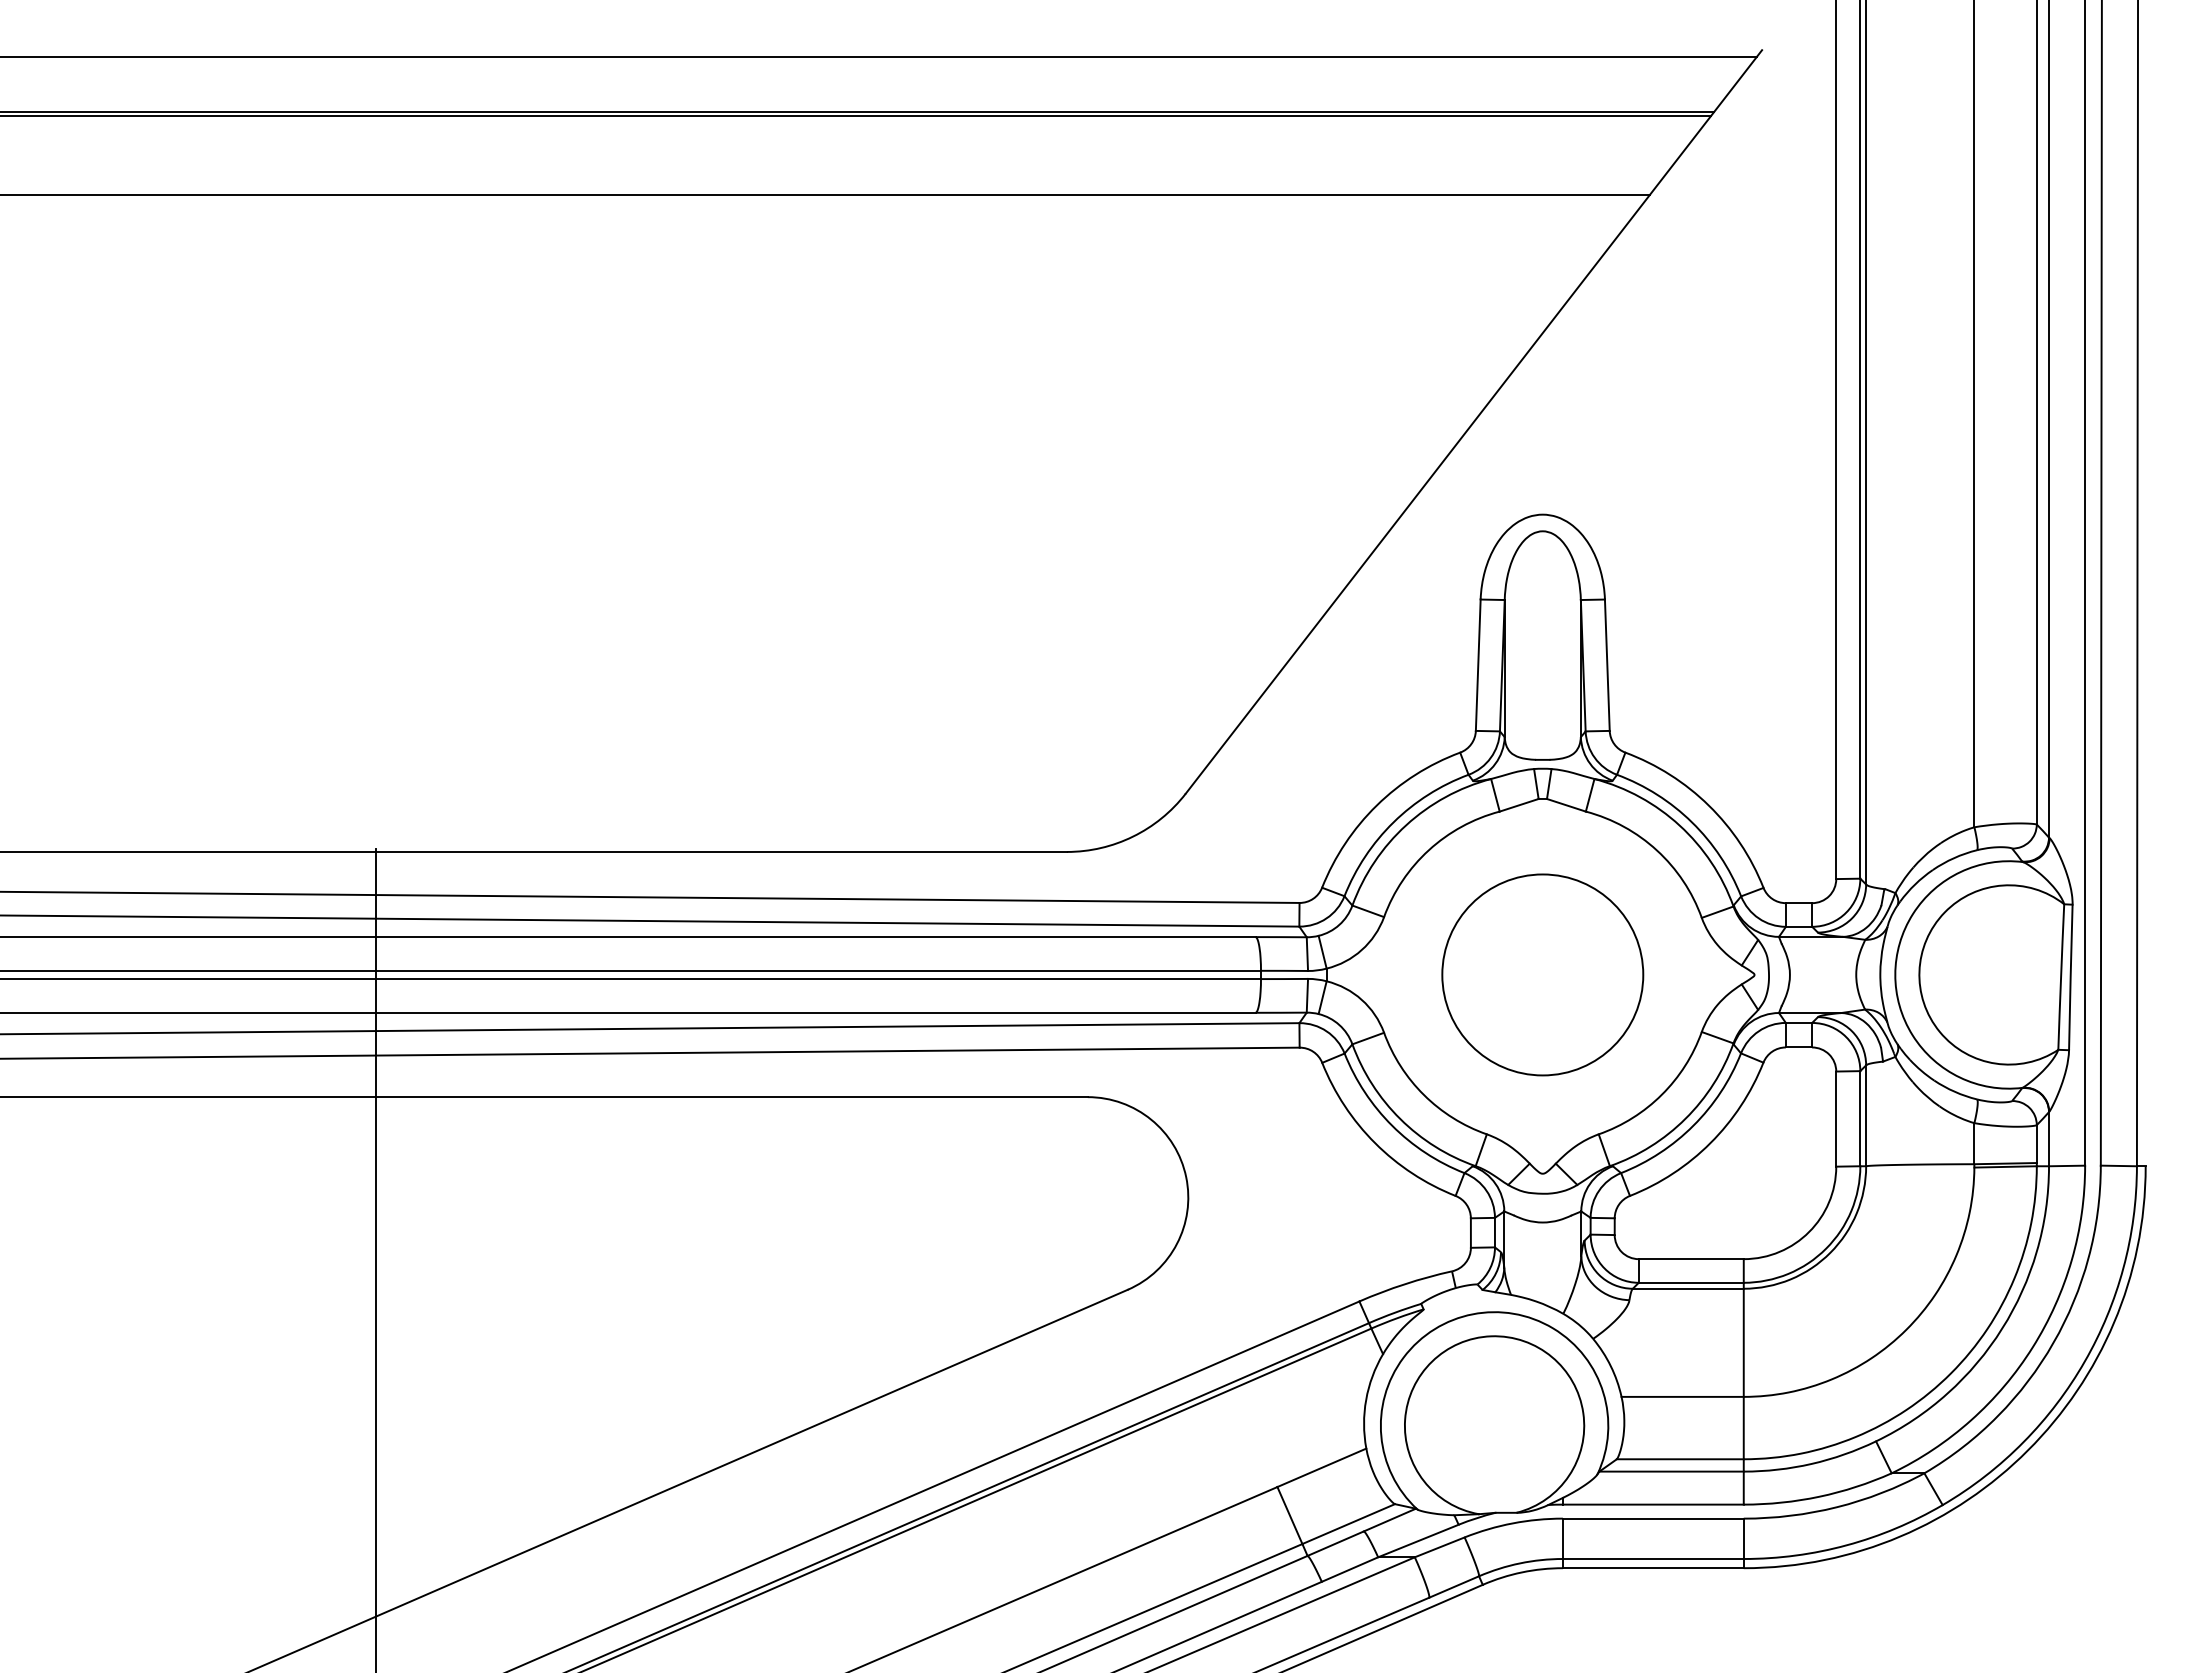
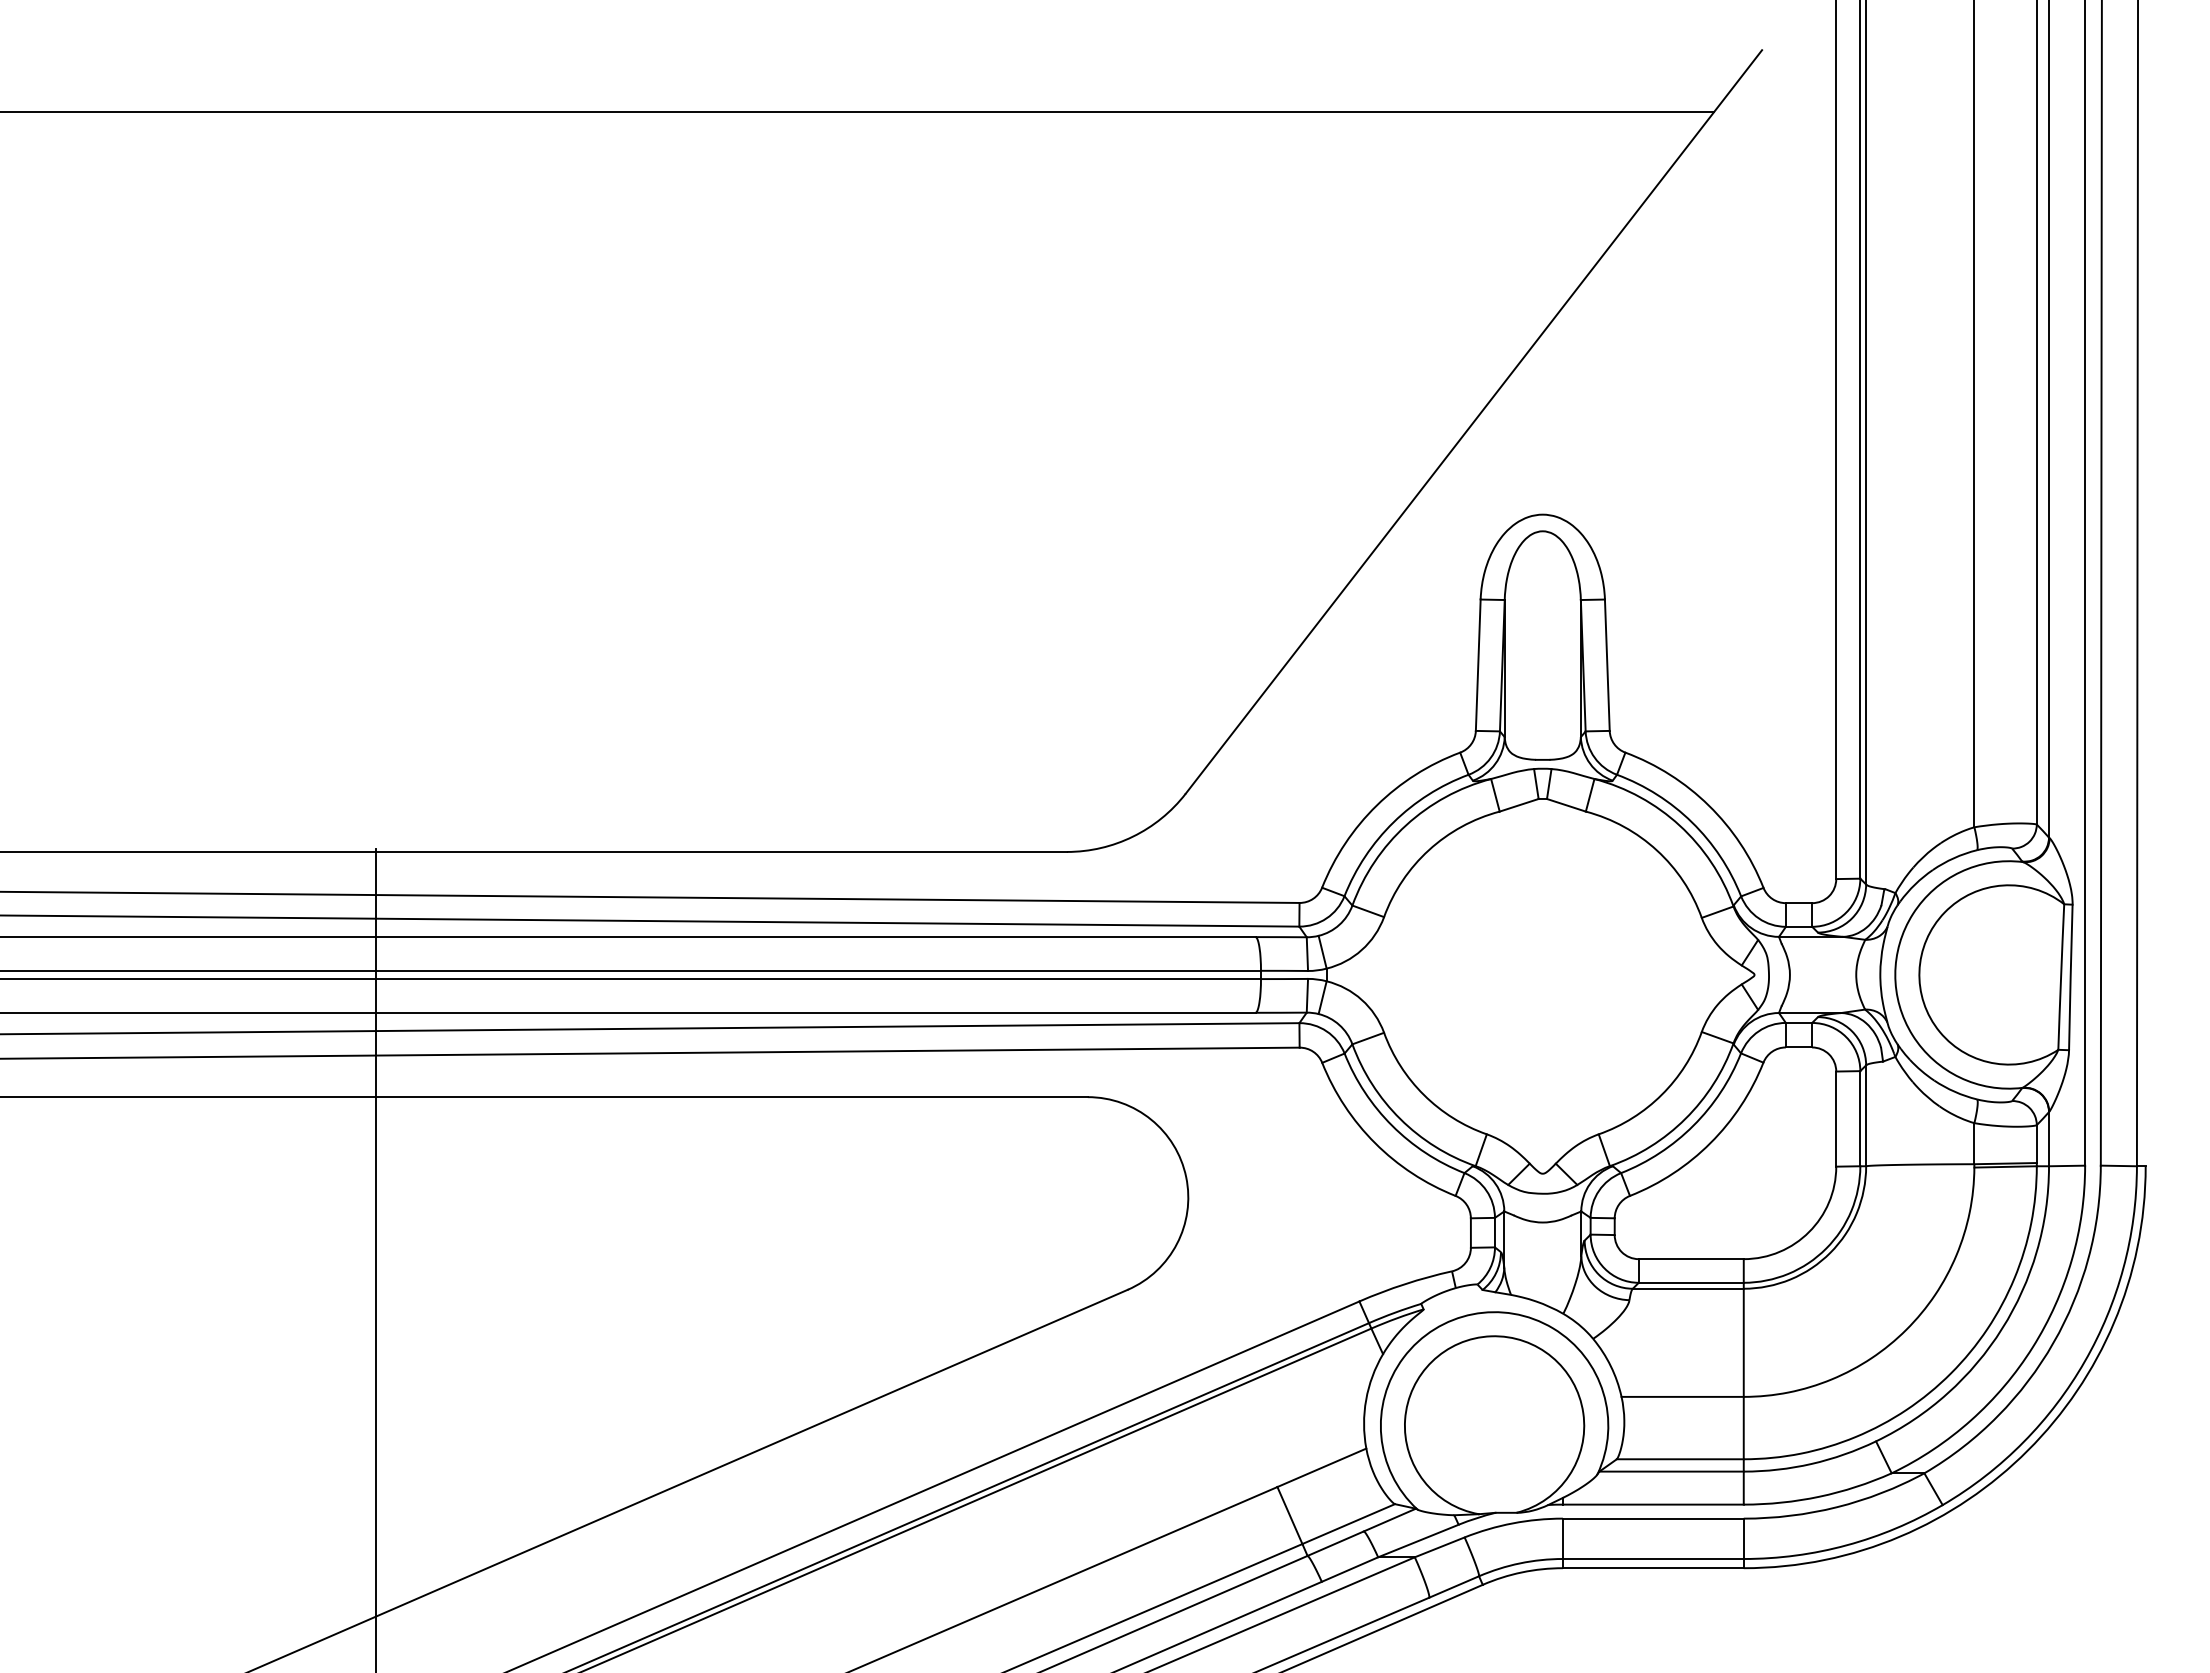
line: present -> none (879, 57)
line: present -> none (856, 115)
line: present -> none (825, 194)
circle: present -> none (1542, 974)
